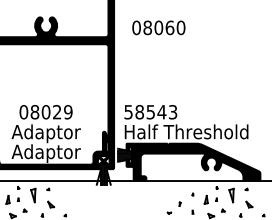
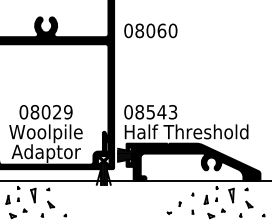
text position: (158, 27) -> (150, 30) (150, 30)
text: 58543 -> 08543 (128, 112)
text: Adaptor -> Woolpile (45, 133)
